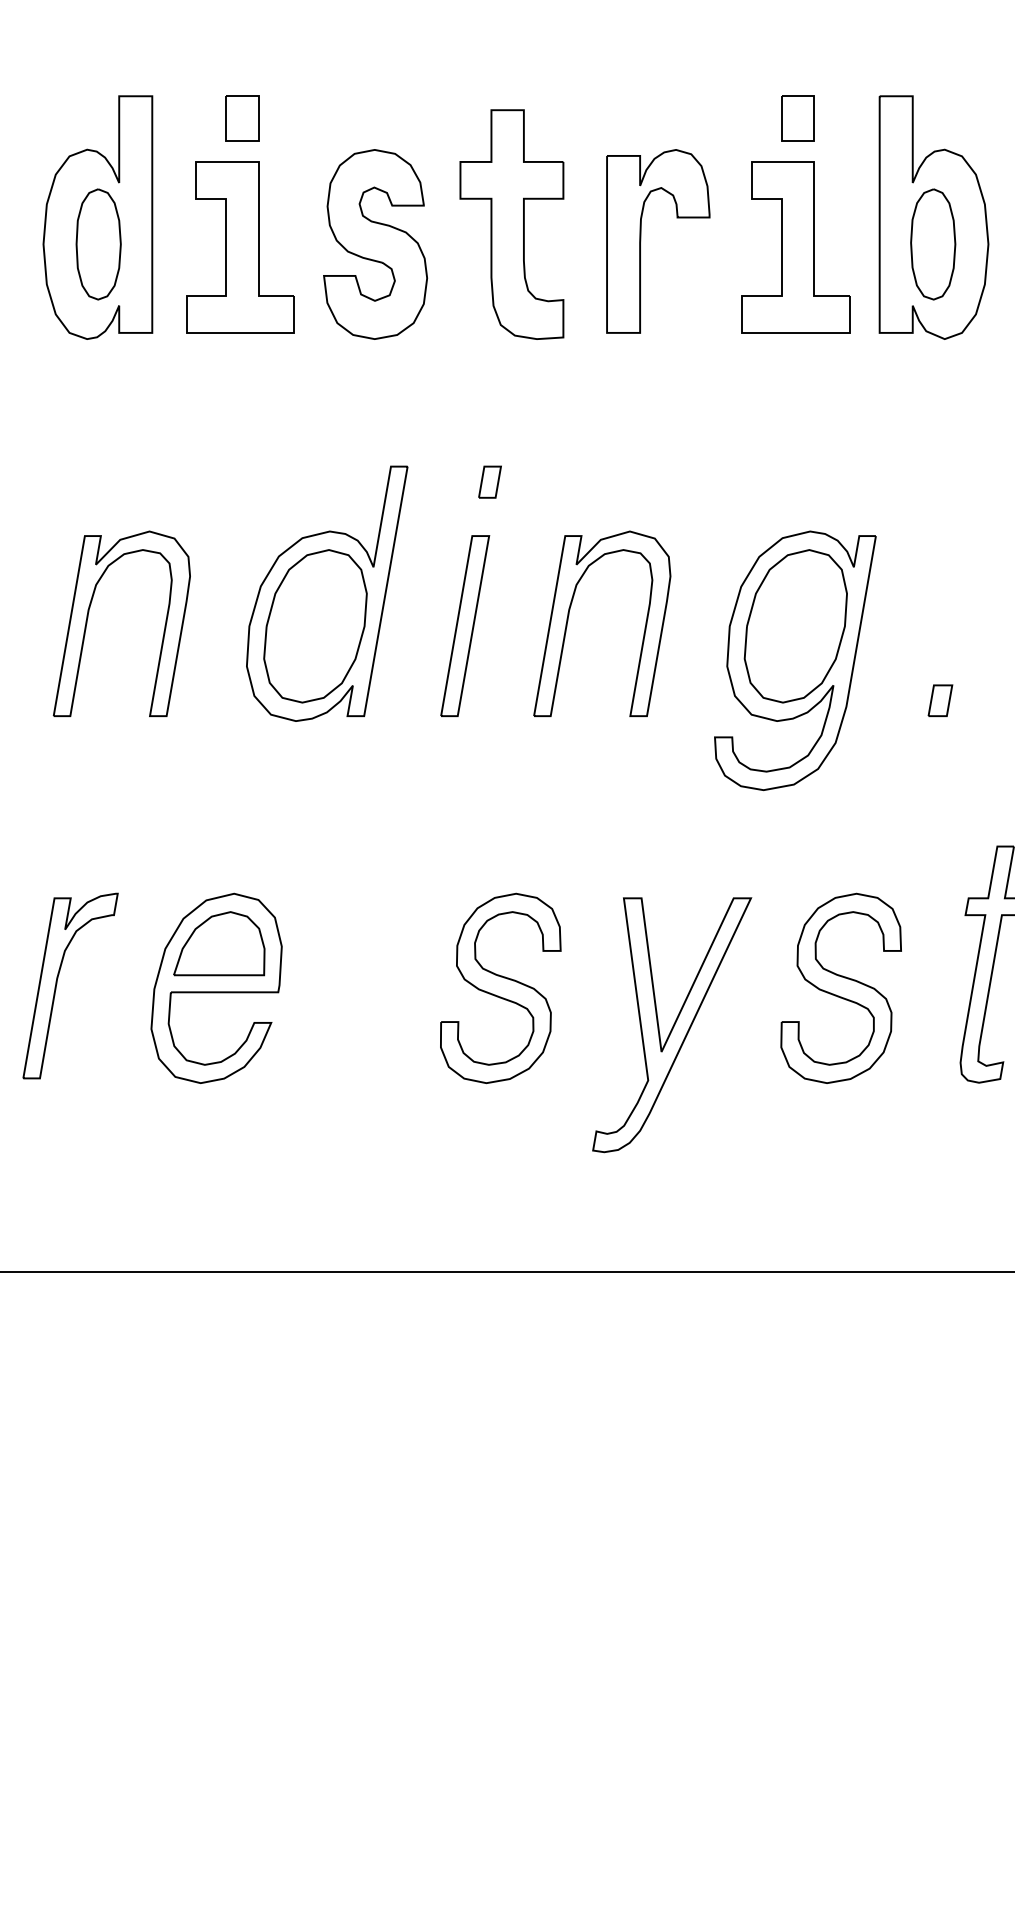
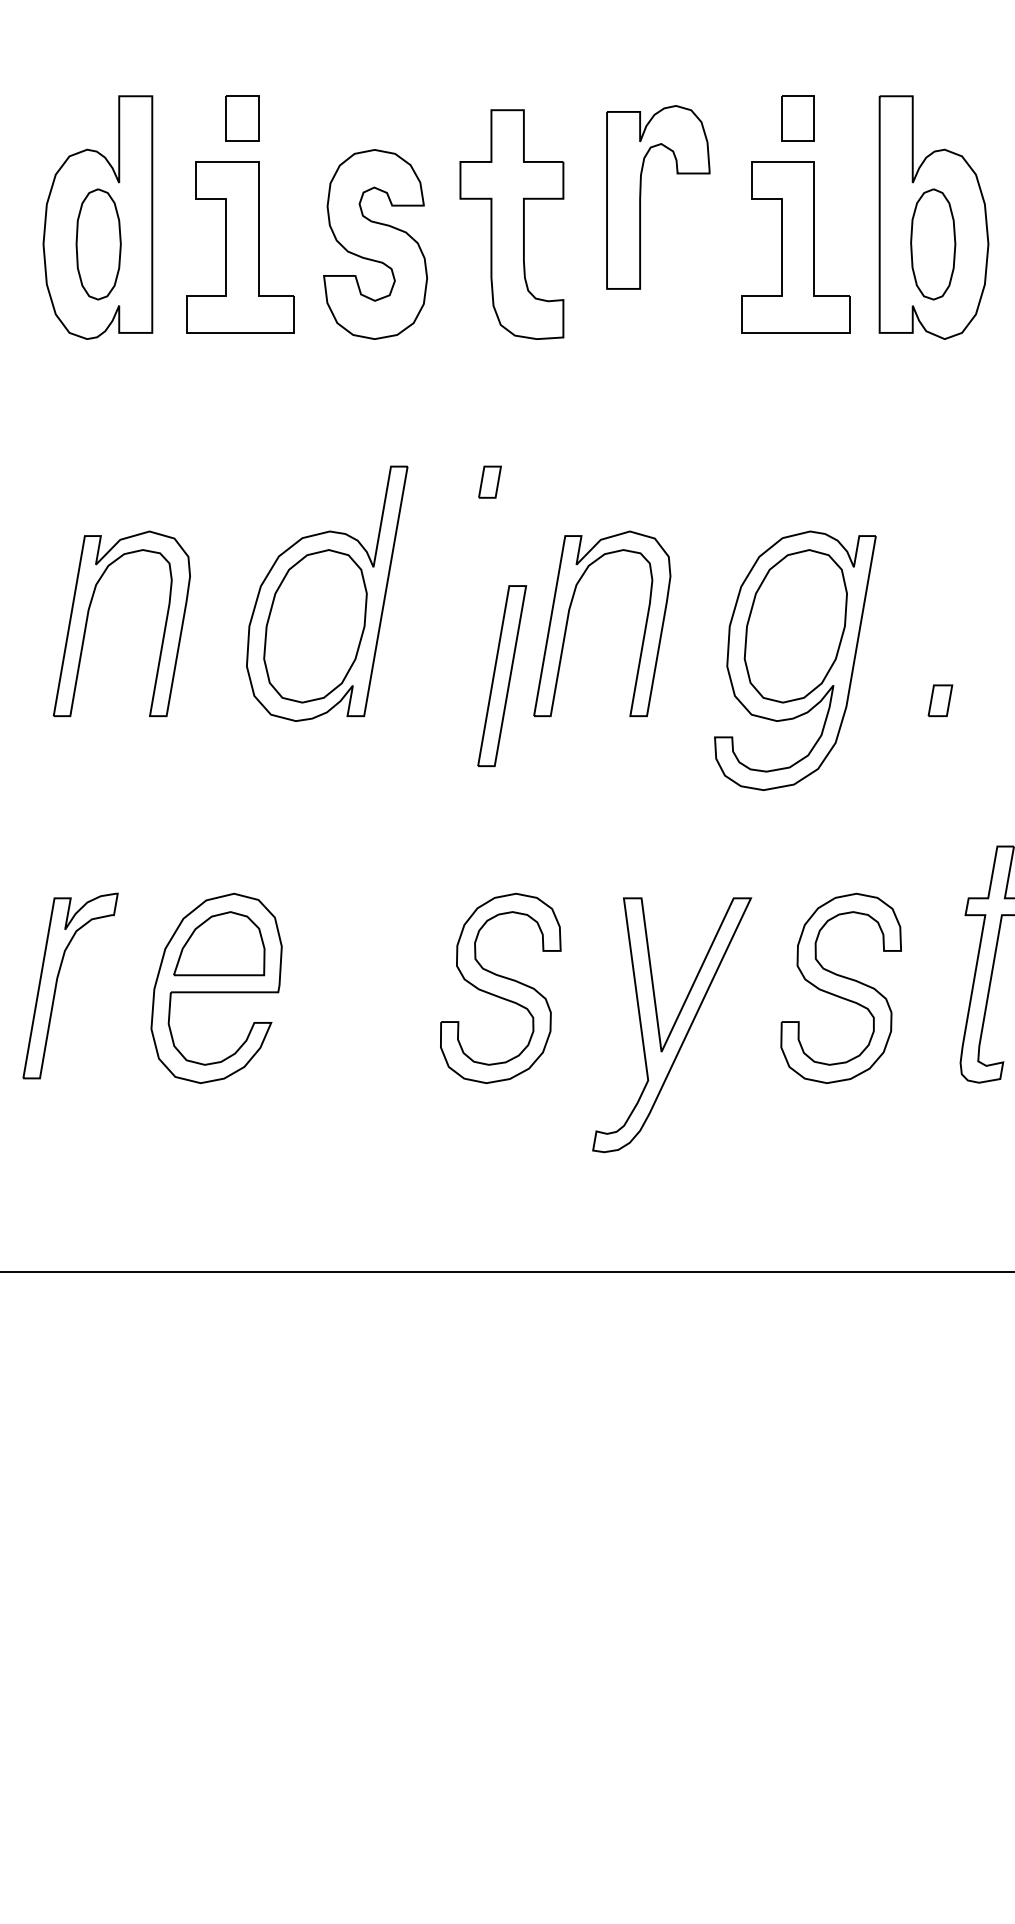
part position: (641, 241) -> (641, 197) (641, 197)
part position: (465, 625) -> (502, 675) (502, 675)
